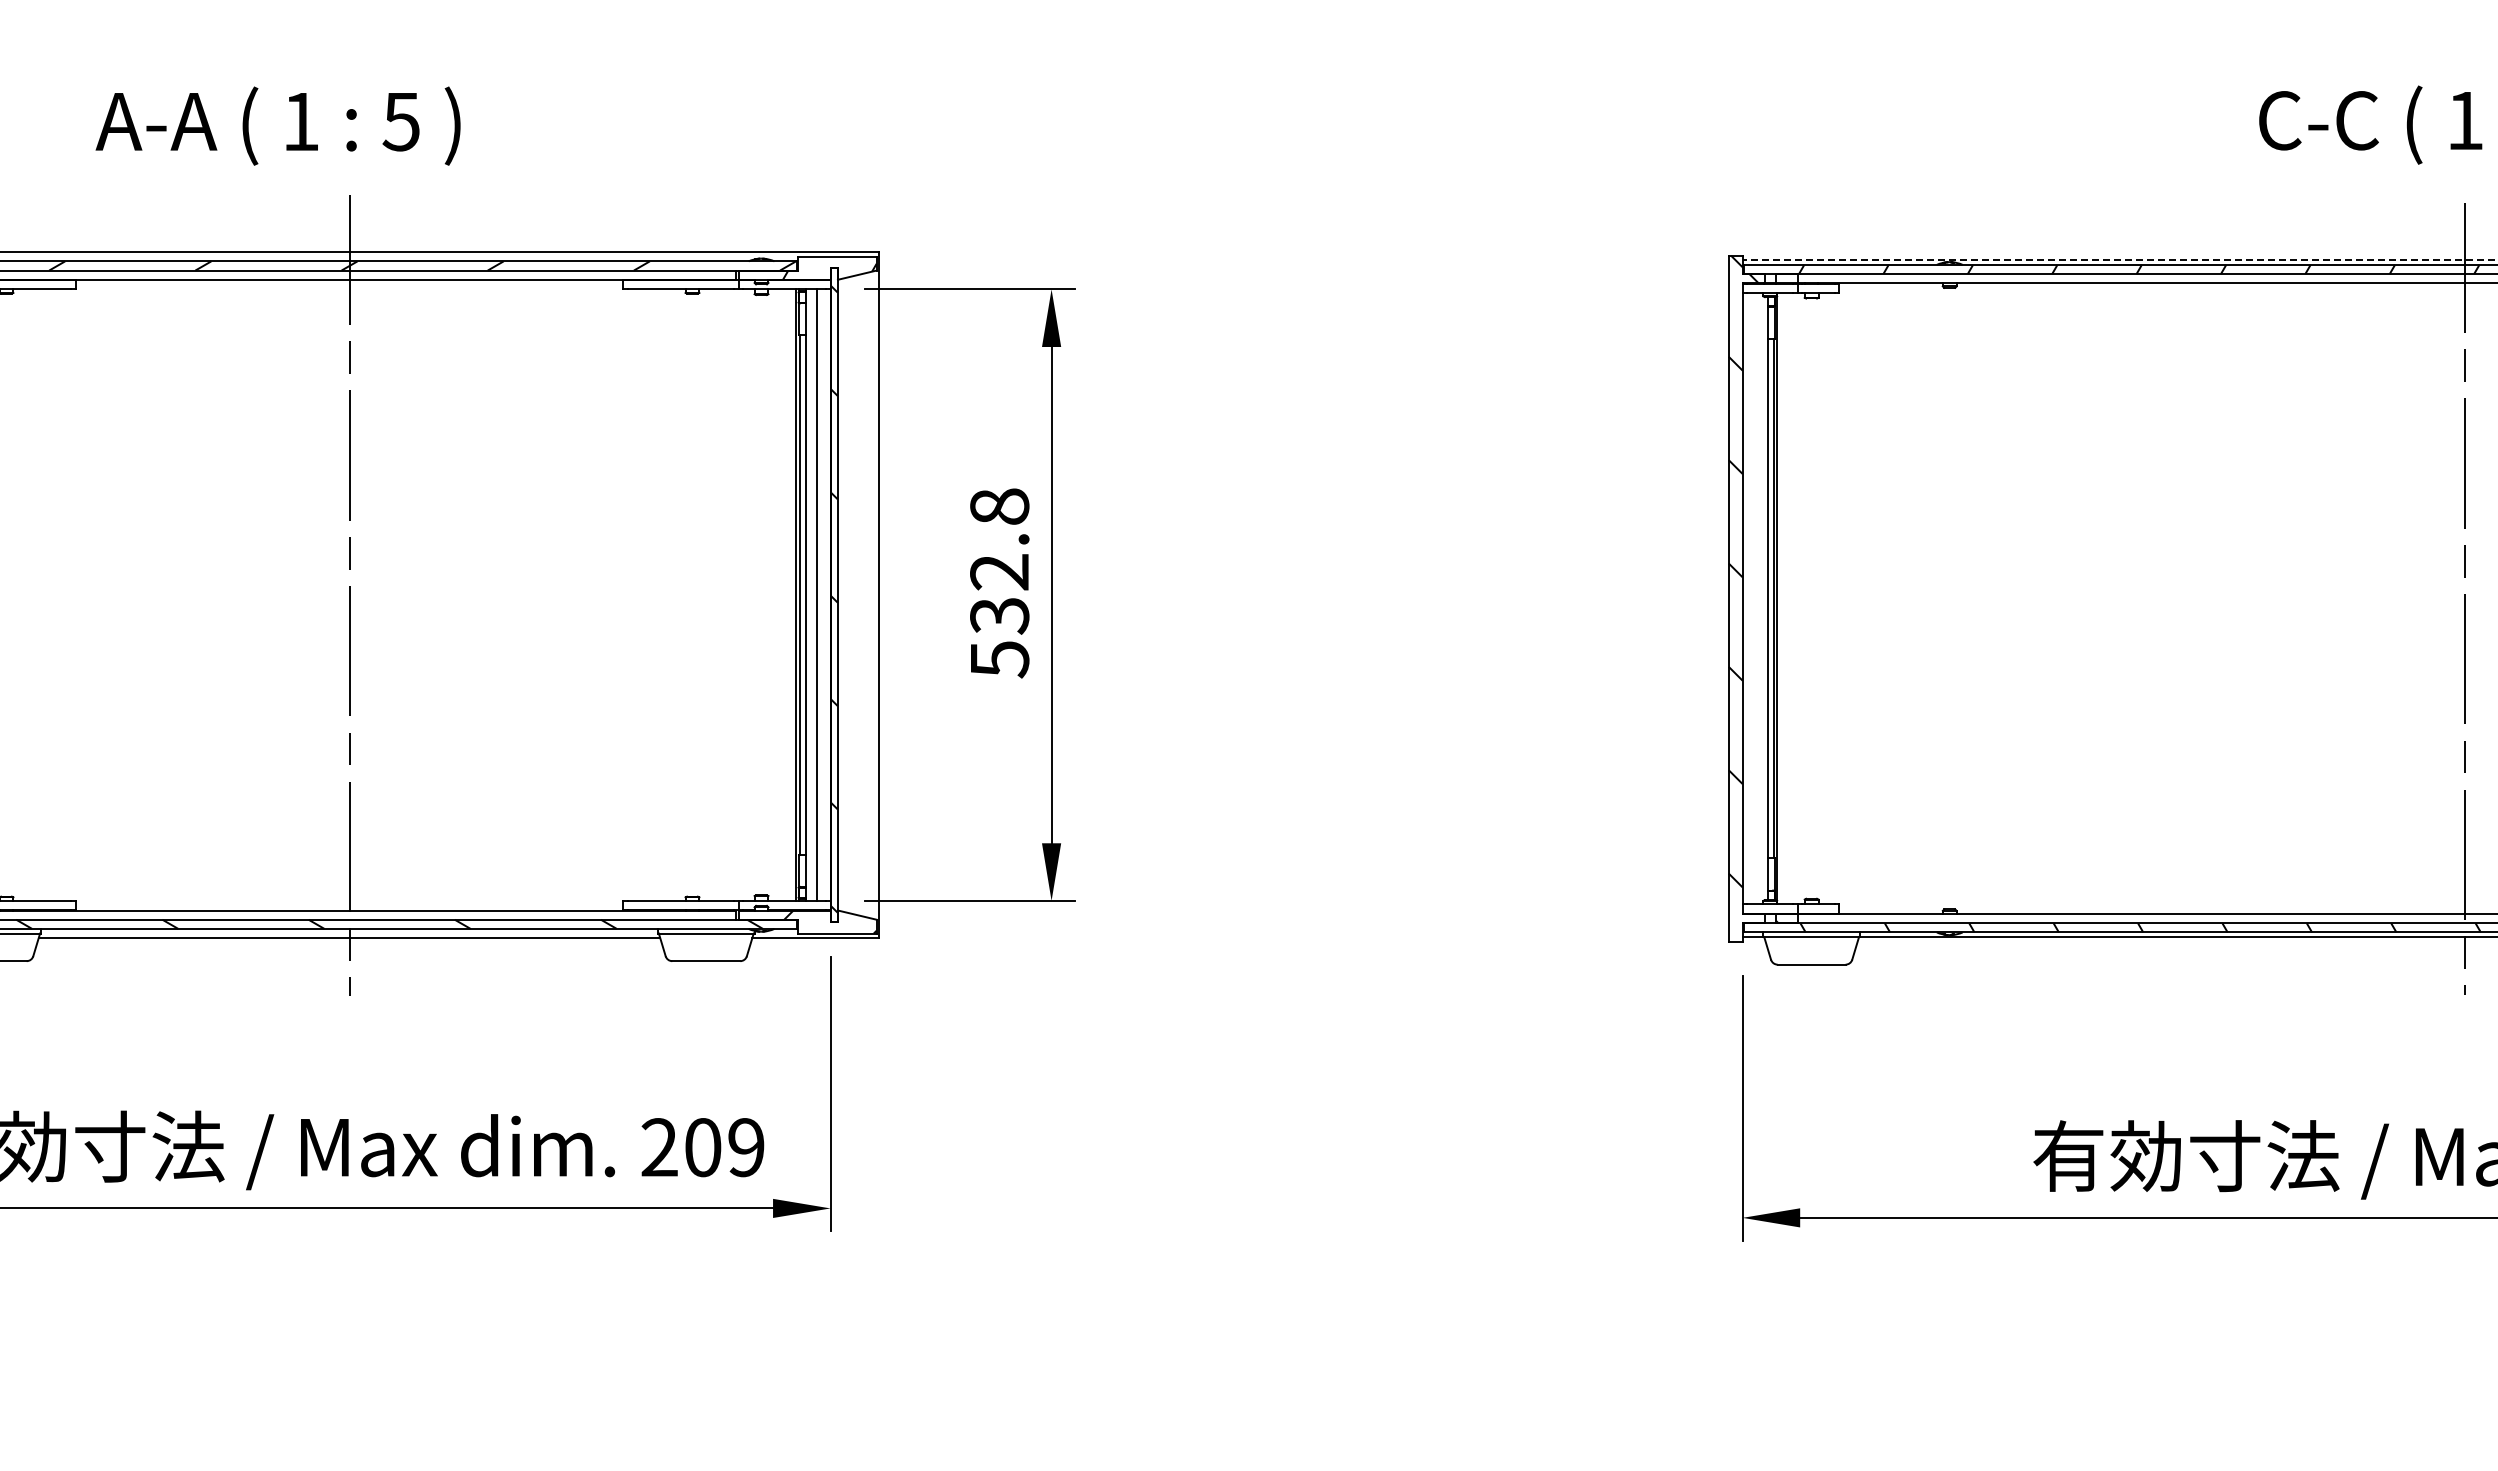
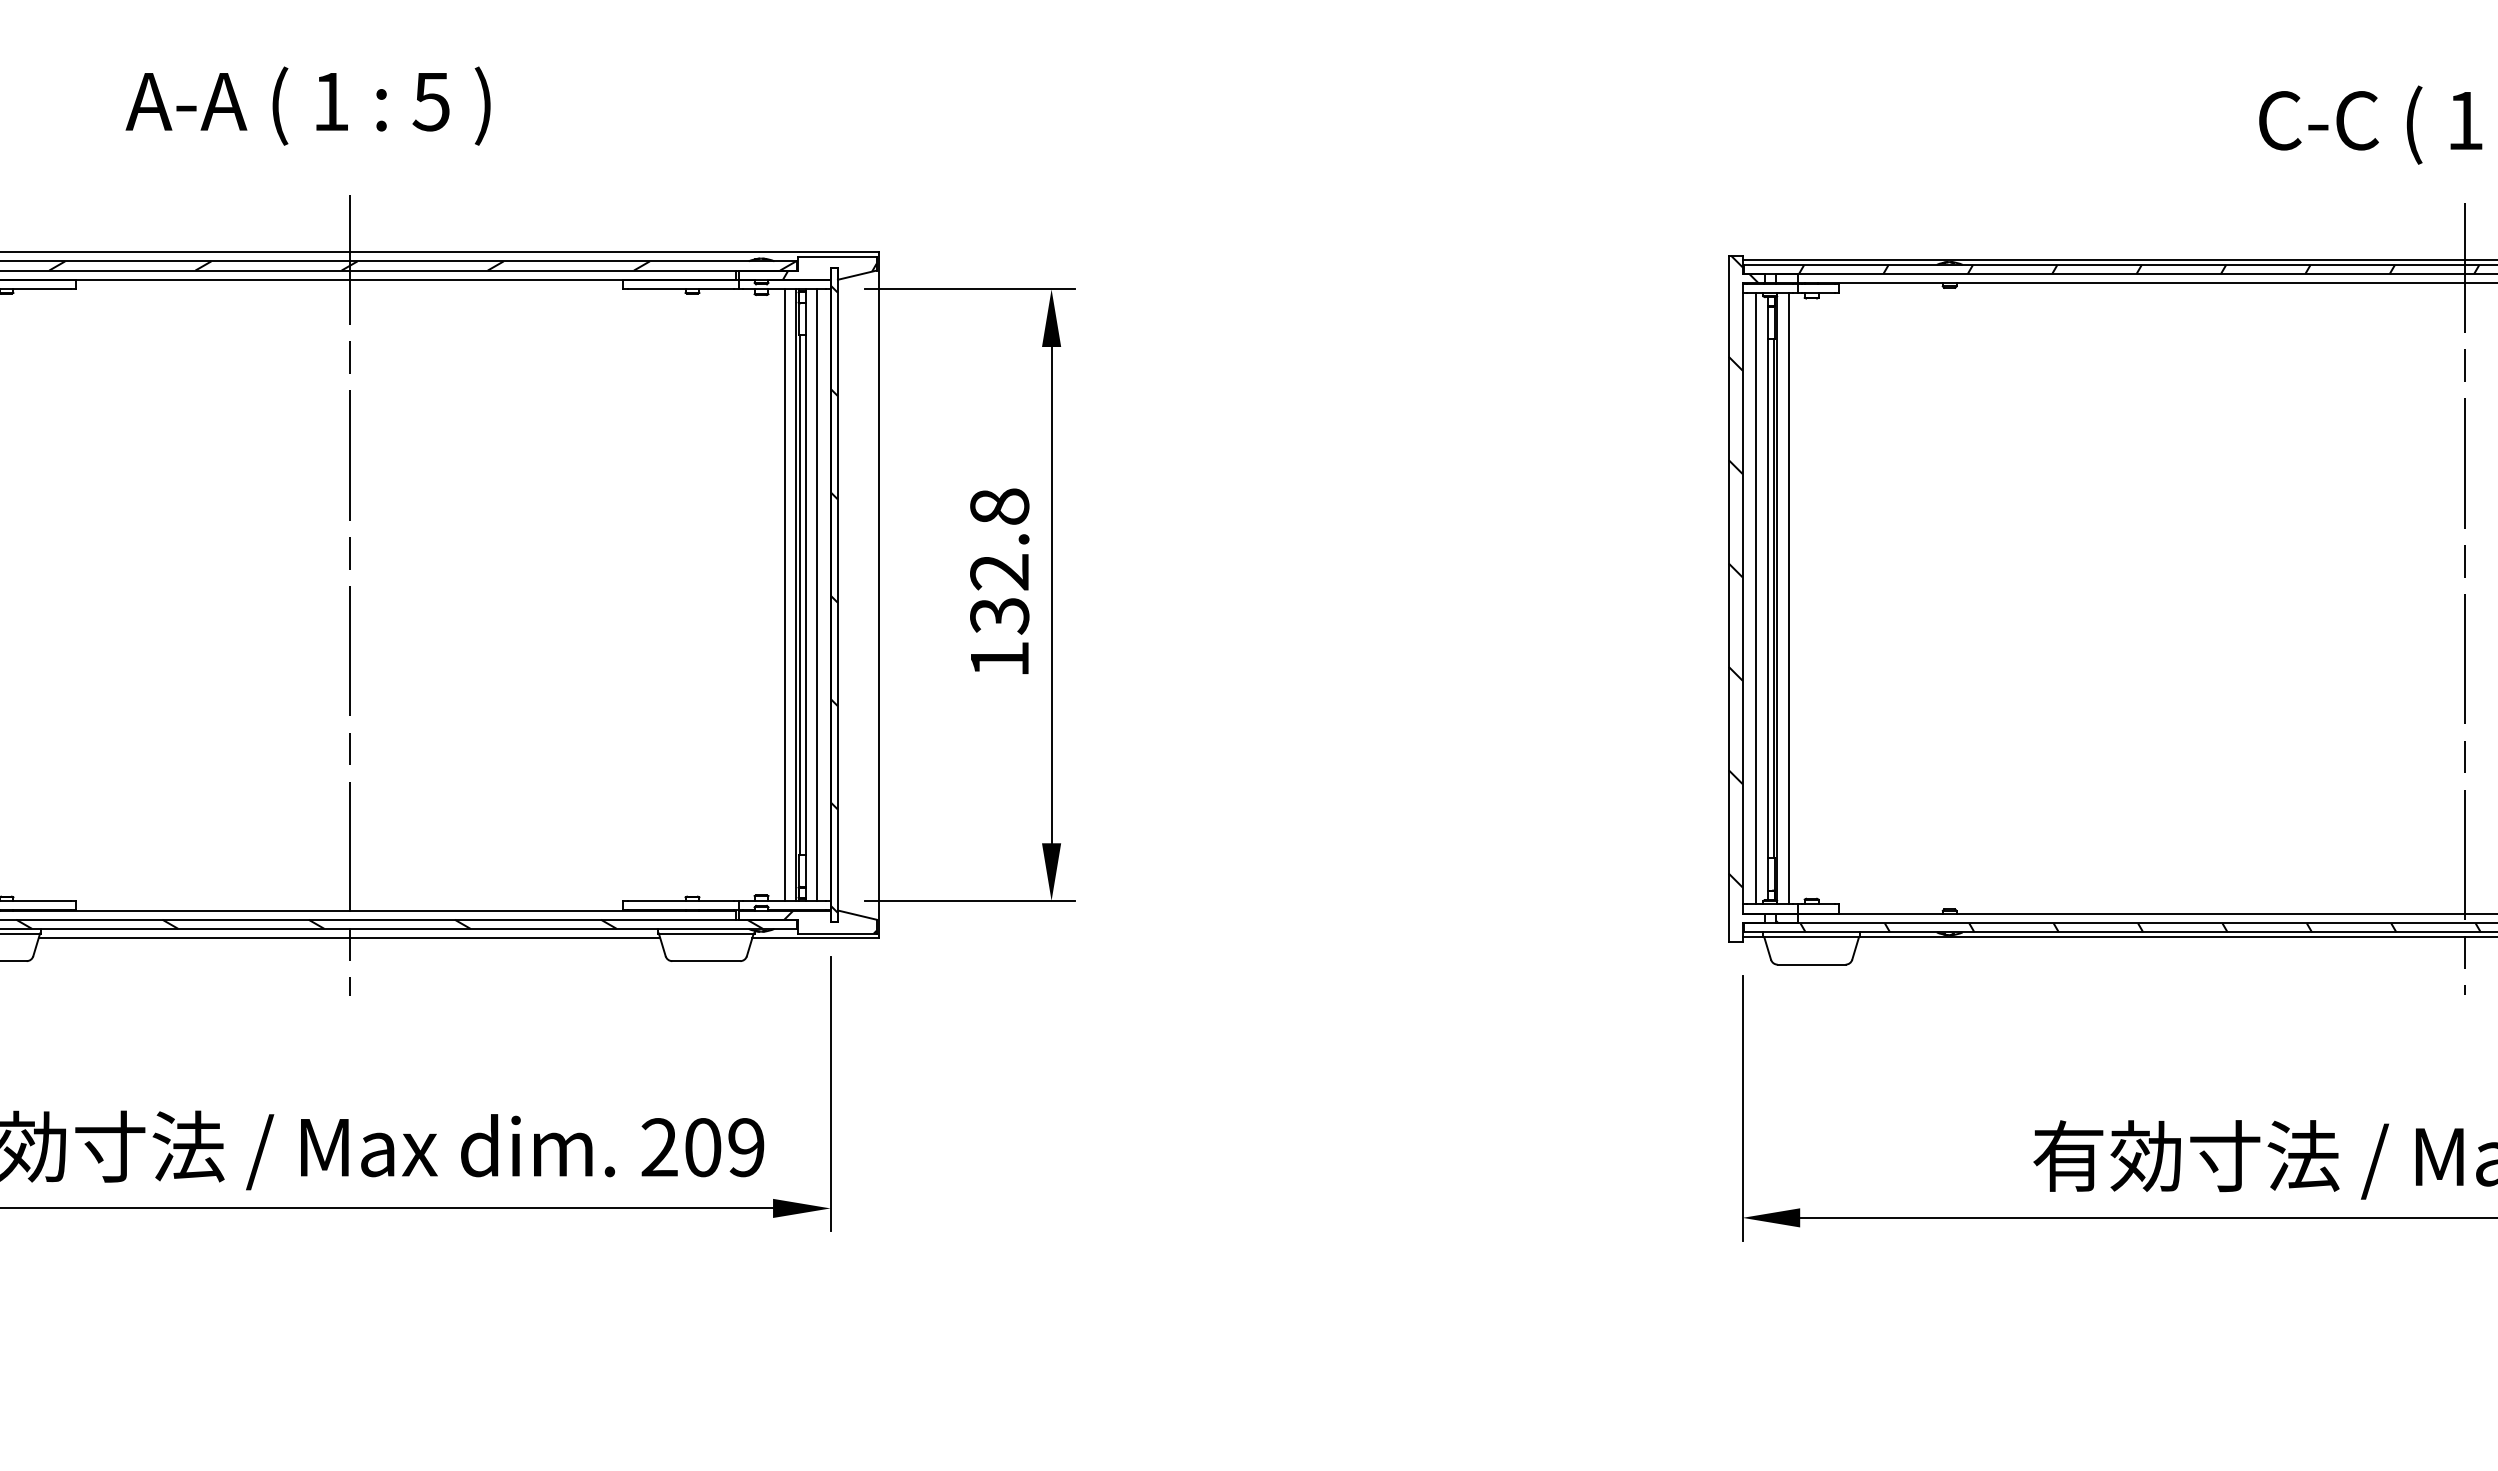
text position: (277, 125) -> (307, 105) (307, 105)
line: dashed -> solid (2119, 260)
line: none -> present (784, 594)
line: none -> present (1756, 598)
line: none -> present (1788, 598)
text: 532.8 -> 132.8 (1000, 659)
